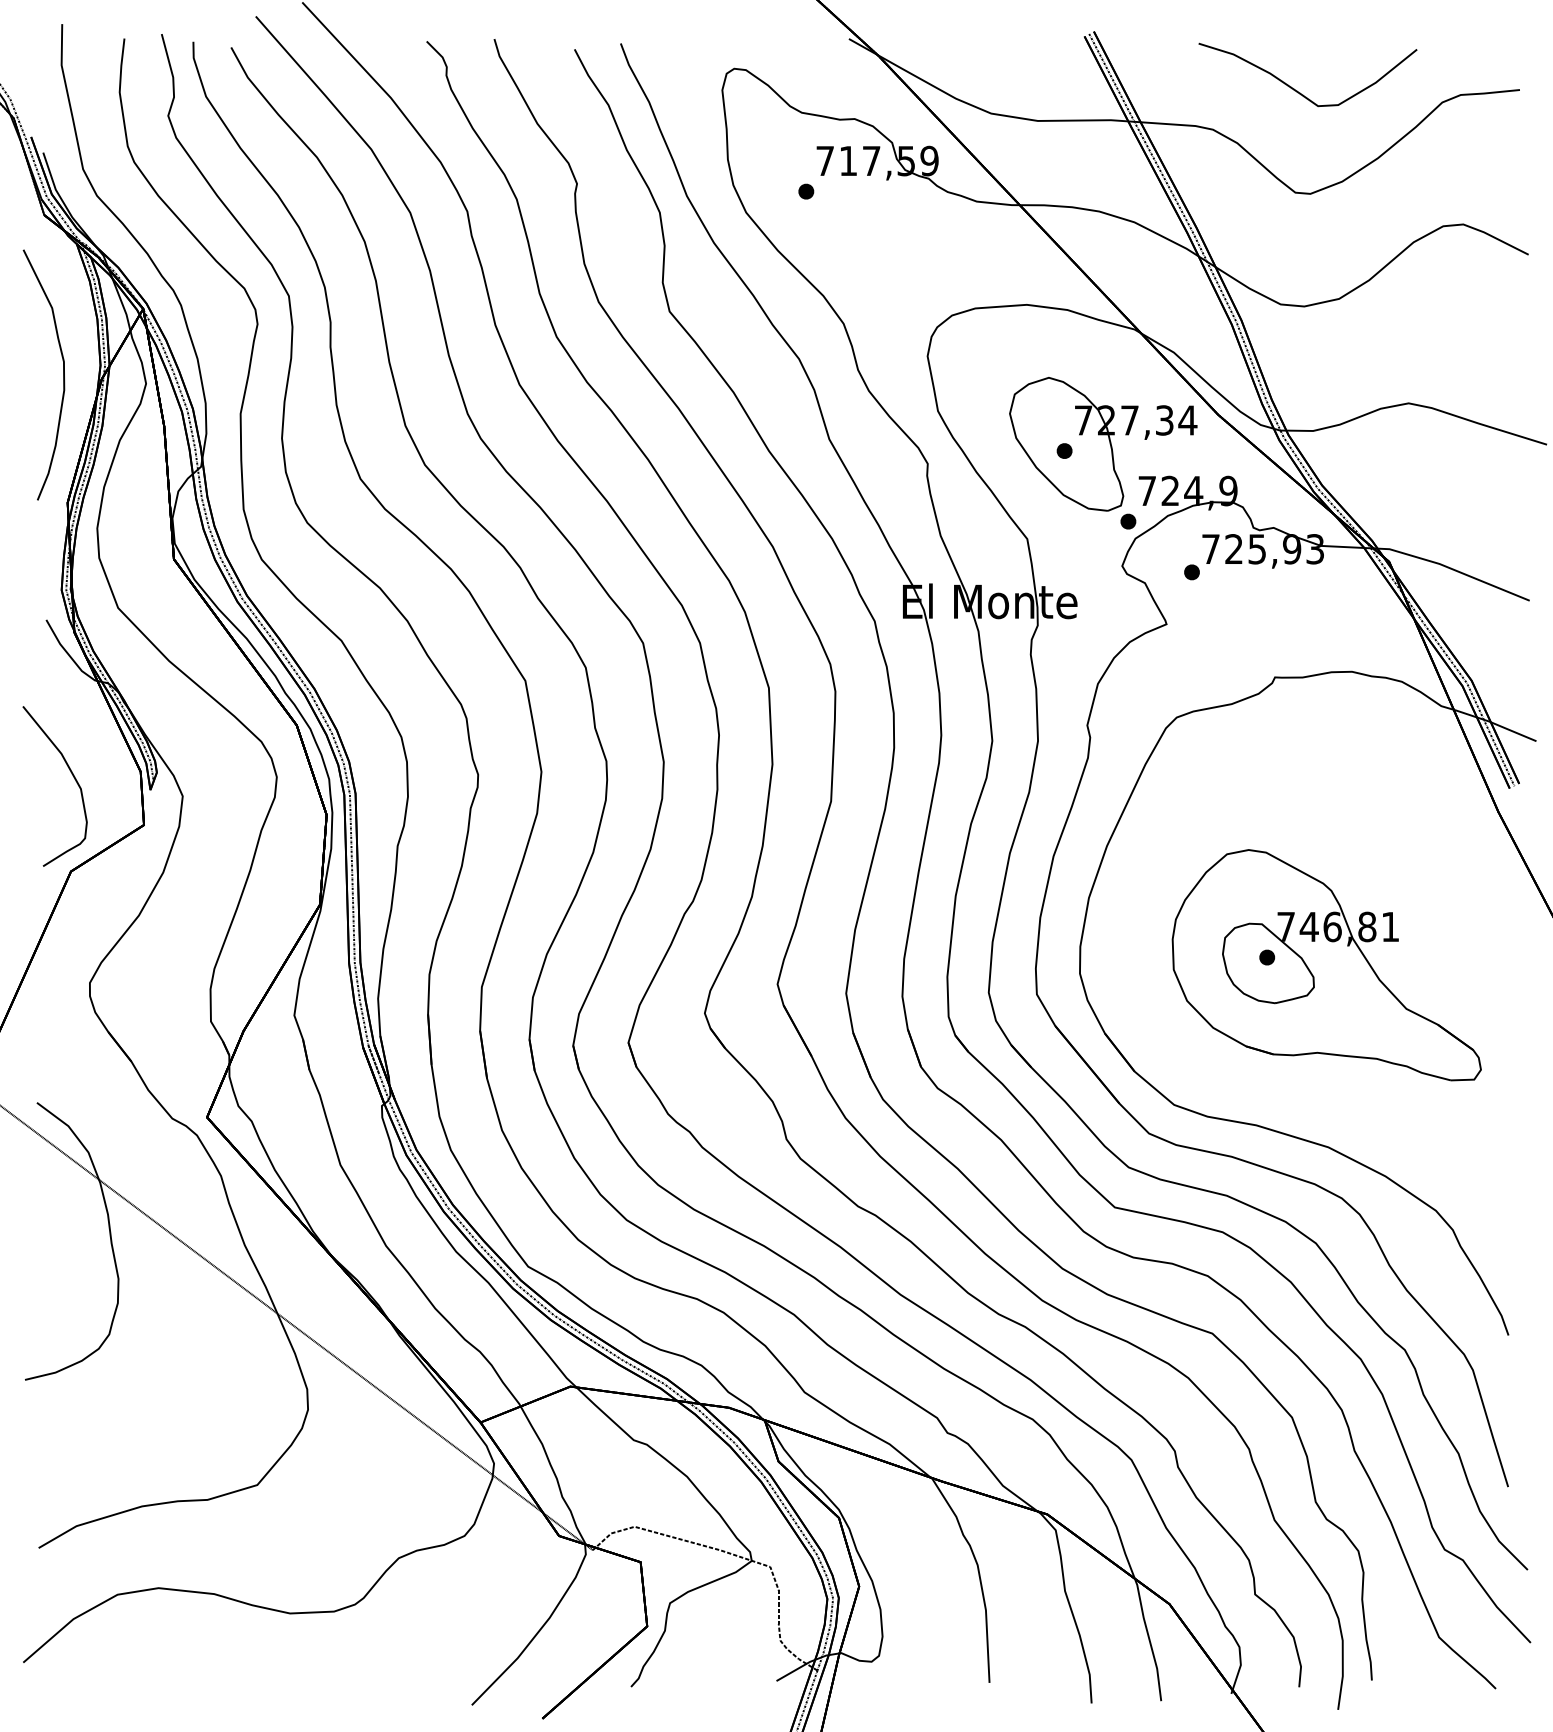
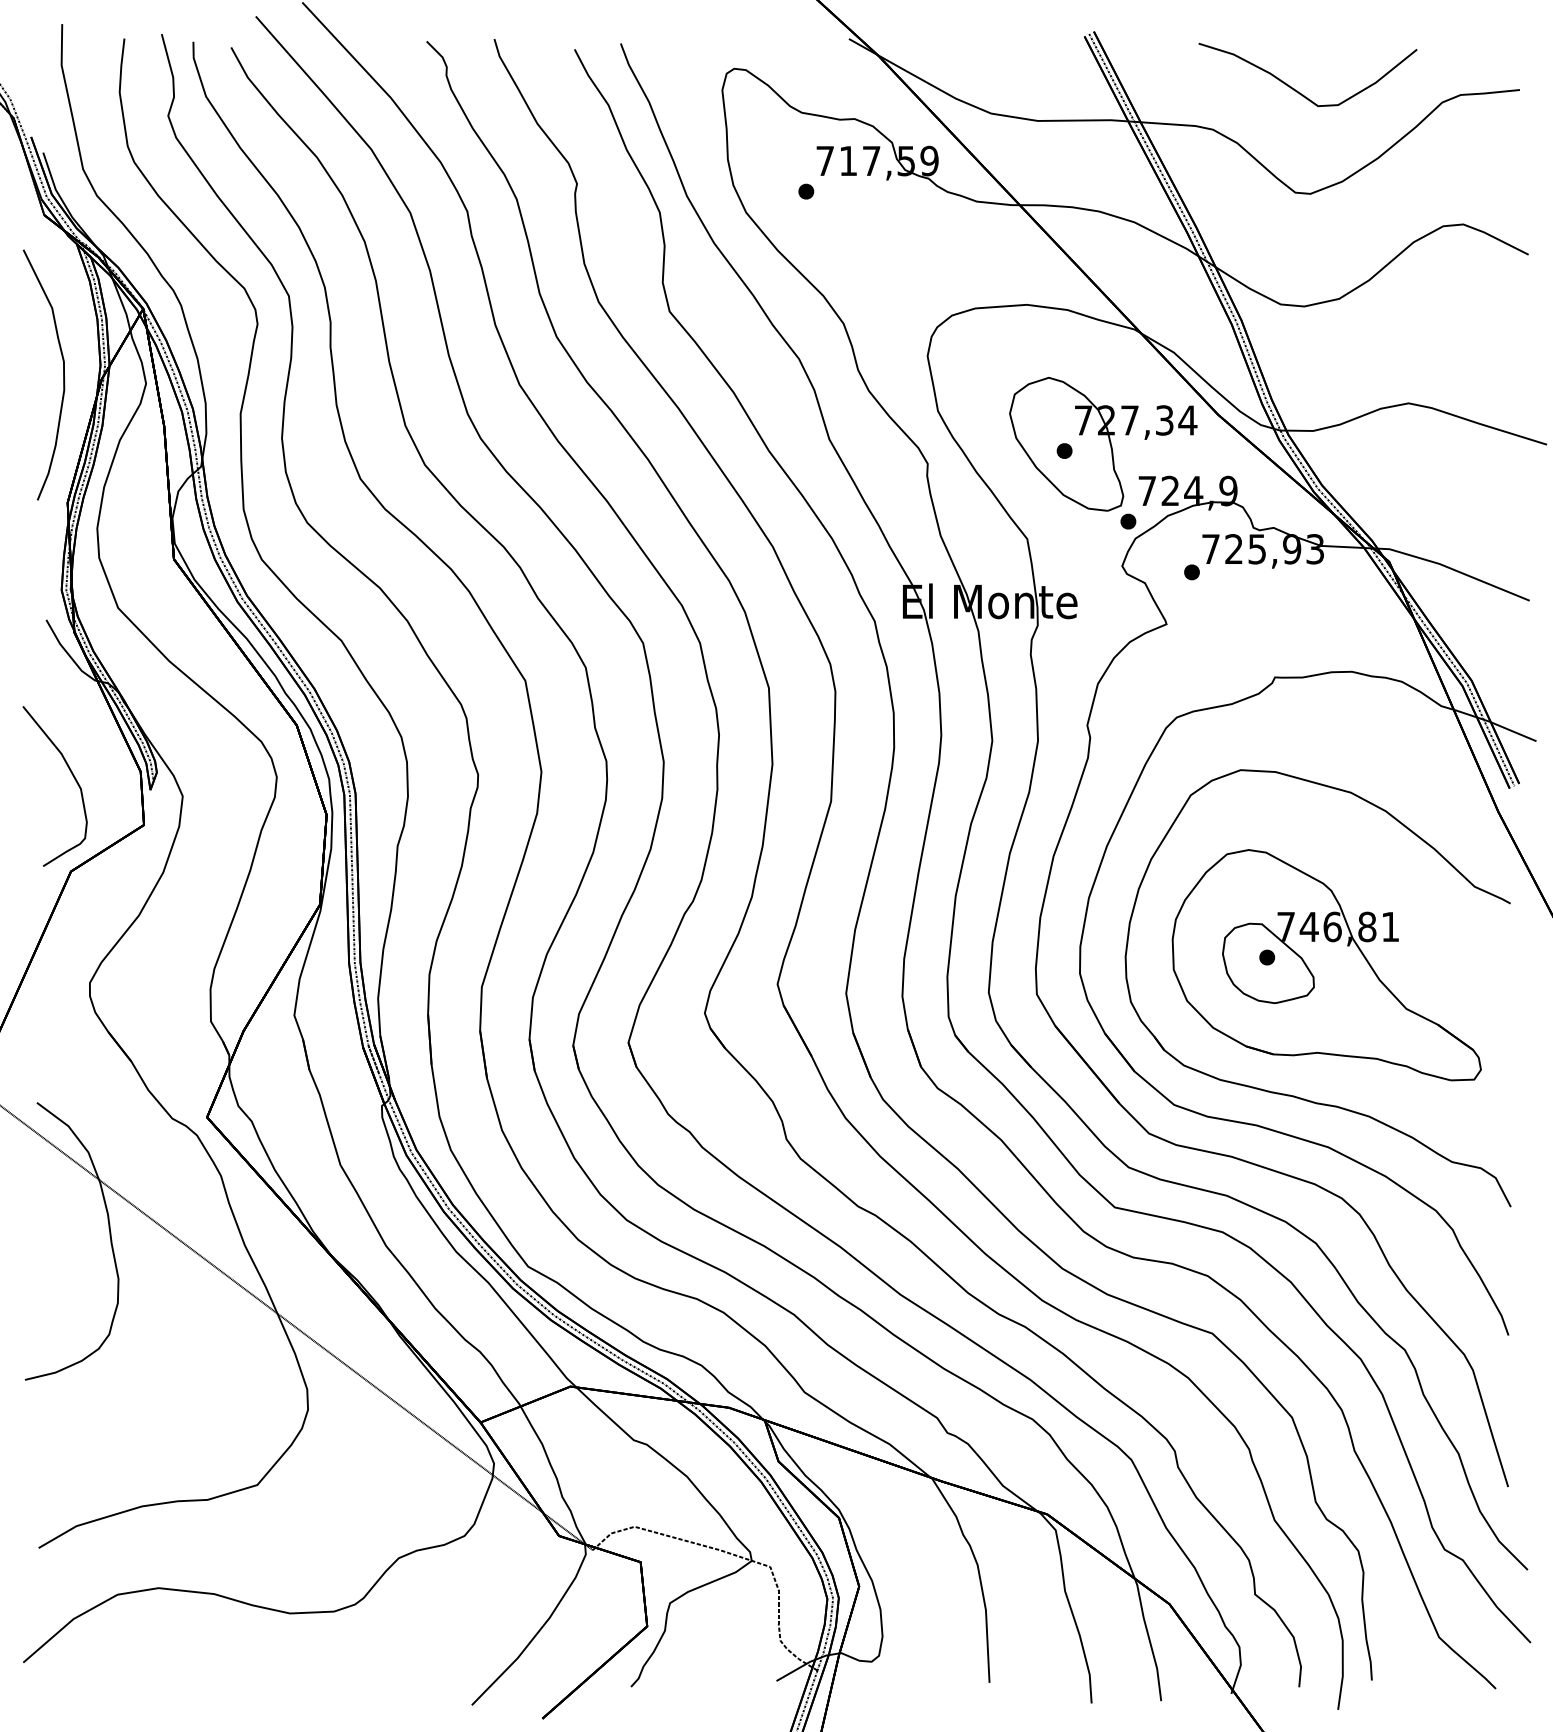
part: none -> present (1290, 1094)
